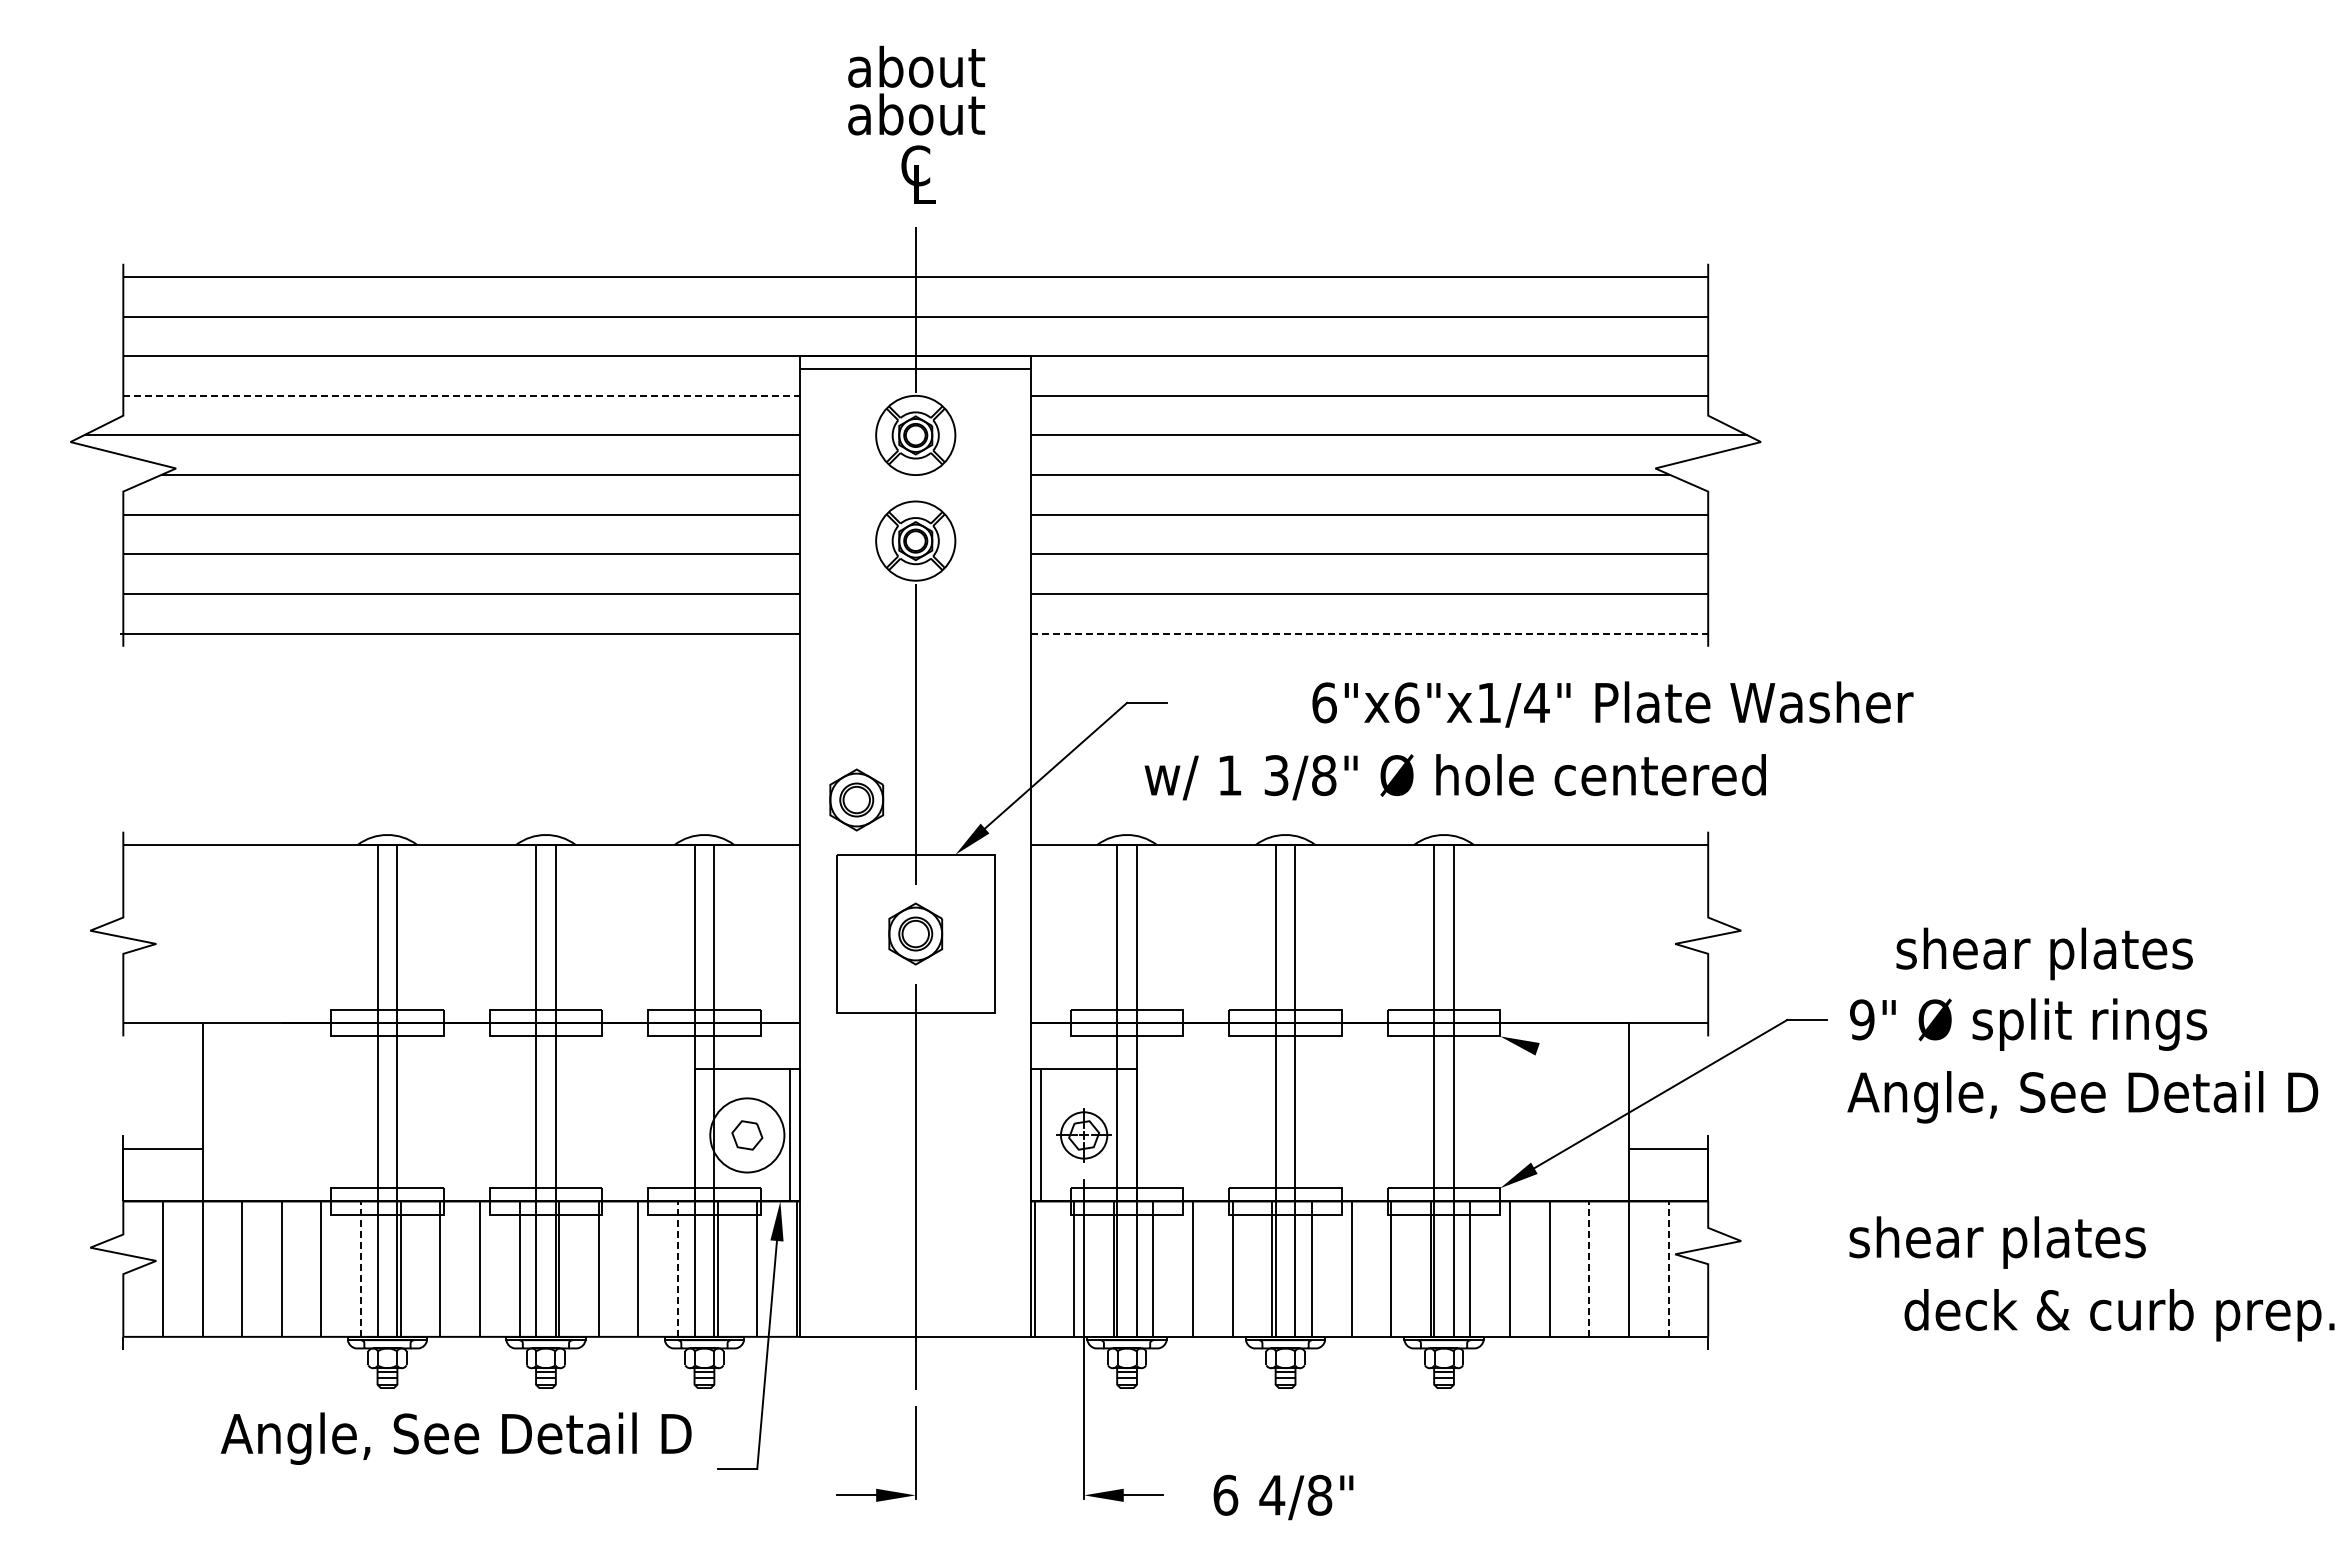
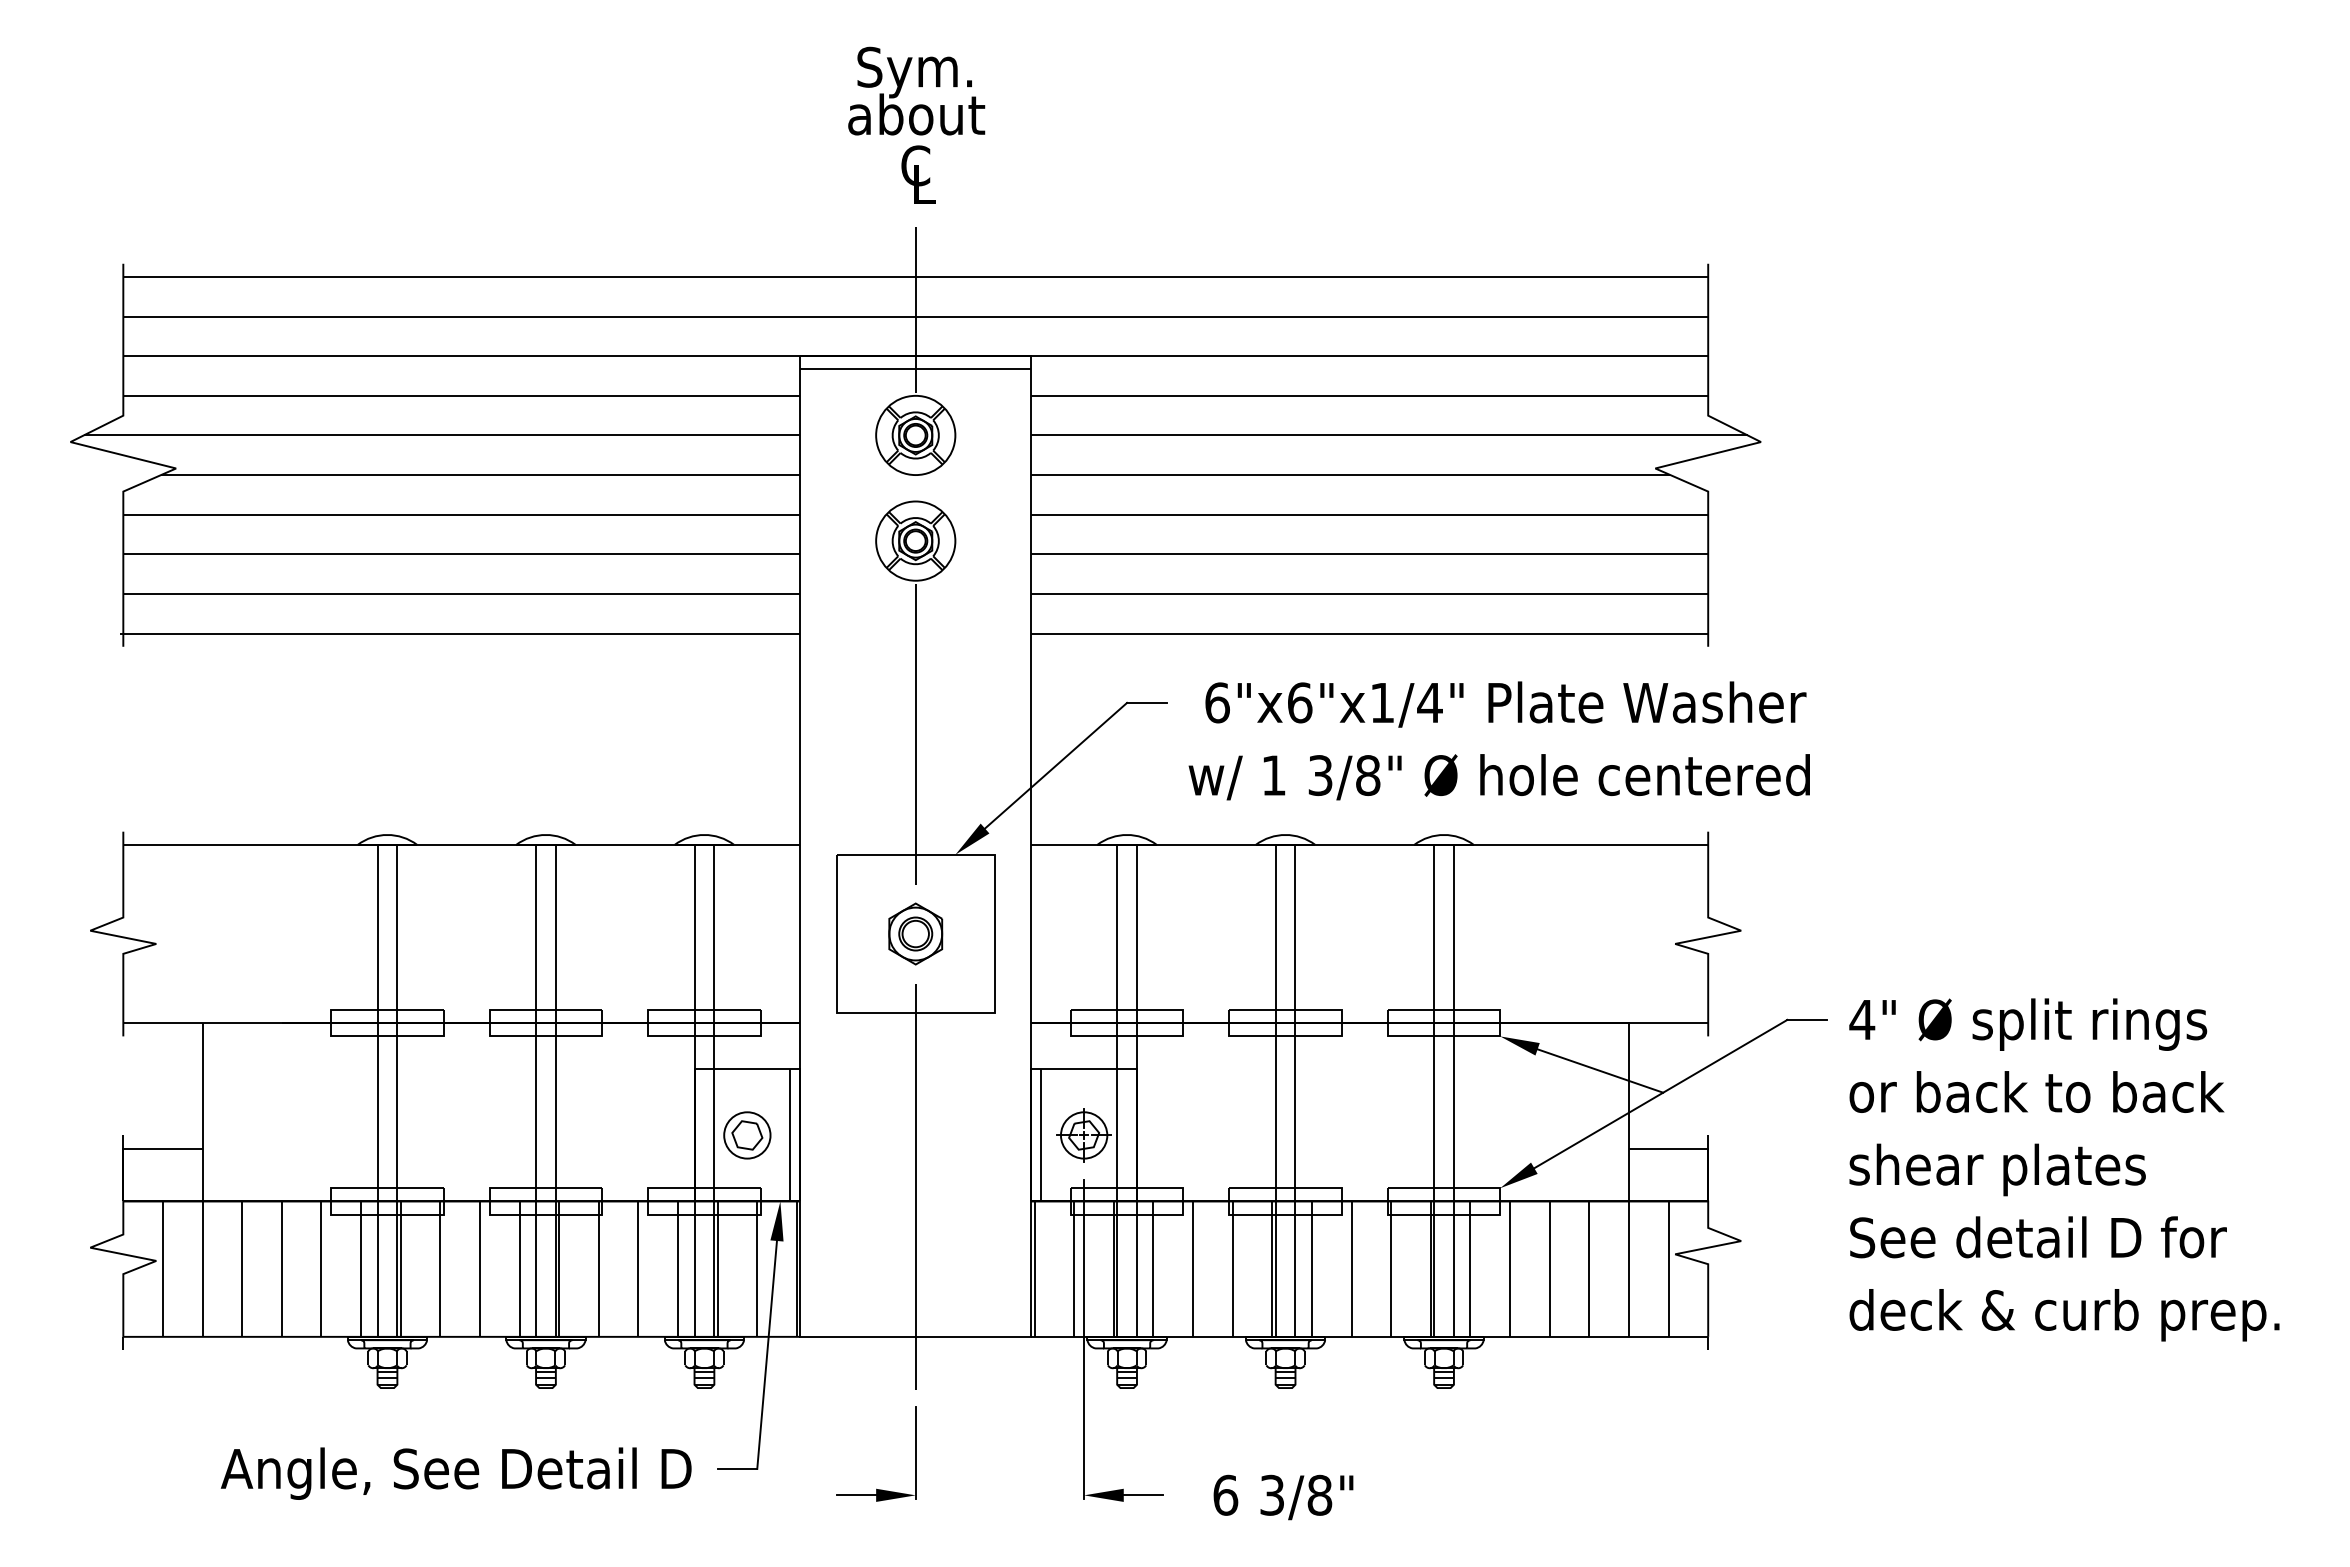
text: about -> Sym. (916, 71)
line: dashed -> solid (462, 395)
line: dashed -> solid (1370, 633)
text position: (1612, 704) -> (1505, 704) (1505, 704)
text position: (1454, 777) -> (1498, 777) (1498, 777)
part: present -> none (856, 799)
text position: (2044, 953) -> (1997, 1169) (1997, 1169)
text: 9" -> 4" (1862, 1019)
line: none -> present (1600, 1070)
text: Angle, See Detail D -> or back to back (2082, 1097)
circle diameter: 74 px -> 46 px (747, 1135)
text: shear plates -> See detail D for (2037, 1242)
line: dashed -> solid (361, 1269)
line: dashed -> solid (678, 1269)
line: dashed -> solid (1589, 1269)
line: dashed -> solid (1668, 1269)
text position: (2119, 1315) -> (2064, 1315) (2064, 1315)
text position: (455, 1438) -> (455, 1473) (455, 1473)
text: 4/8" -> 3/8" (1272, 1494)
